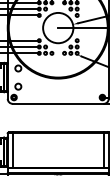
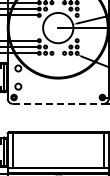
line: solid -> dashed (58, 103)
